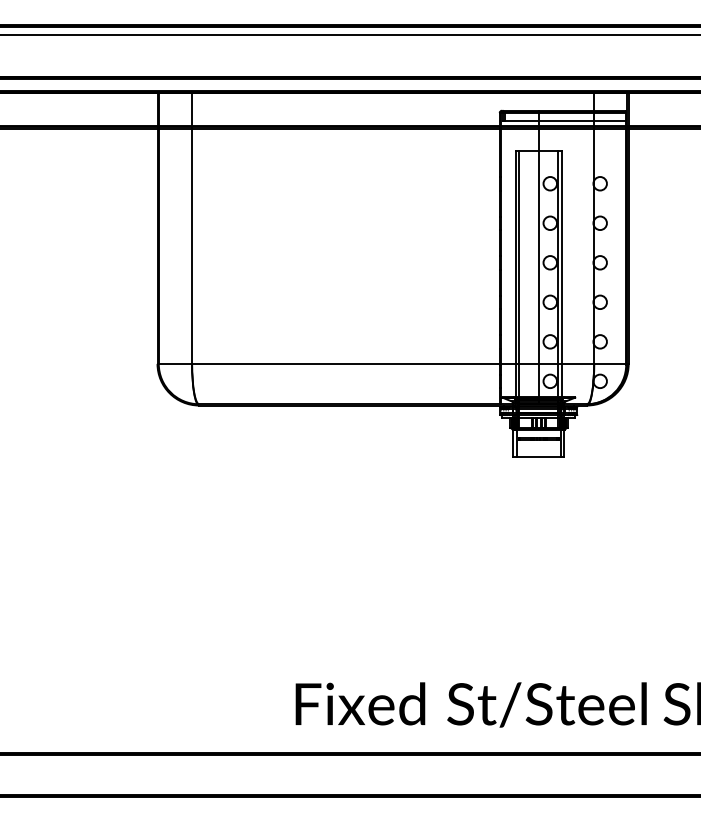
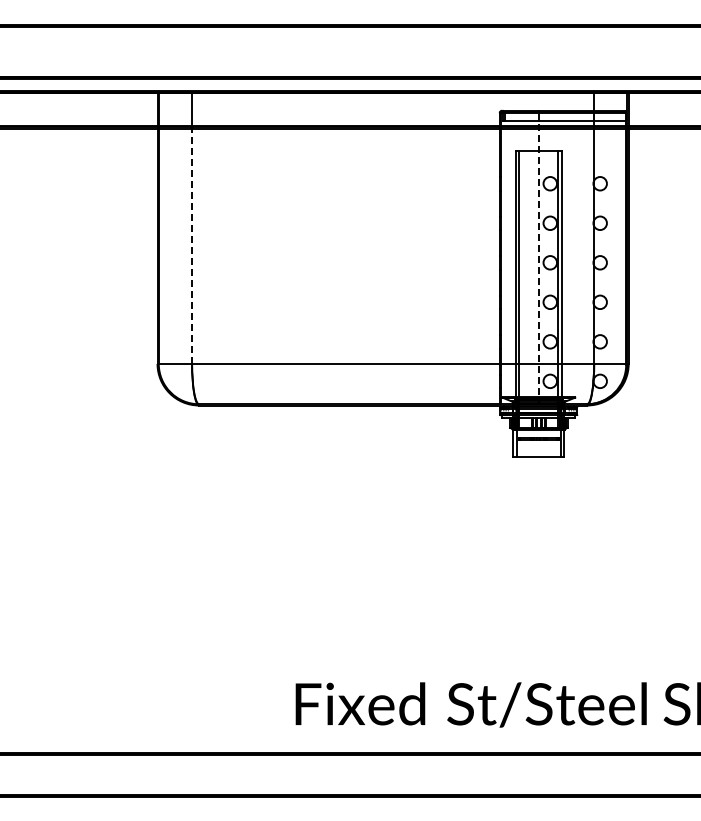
line: present -> none (349, 35)
line: solid -> dashed (192, 246)
line: solid -> dashed (538, 258)
